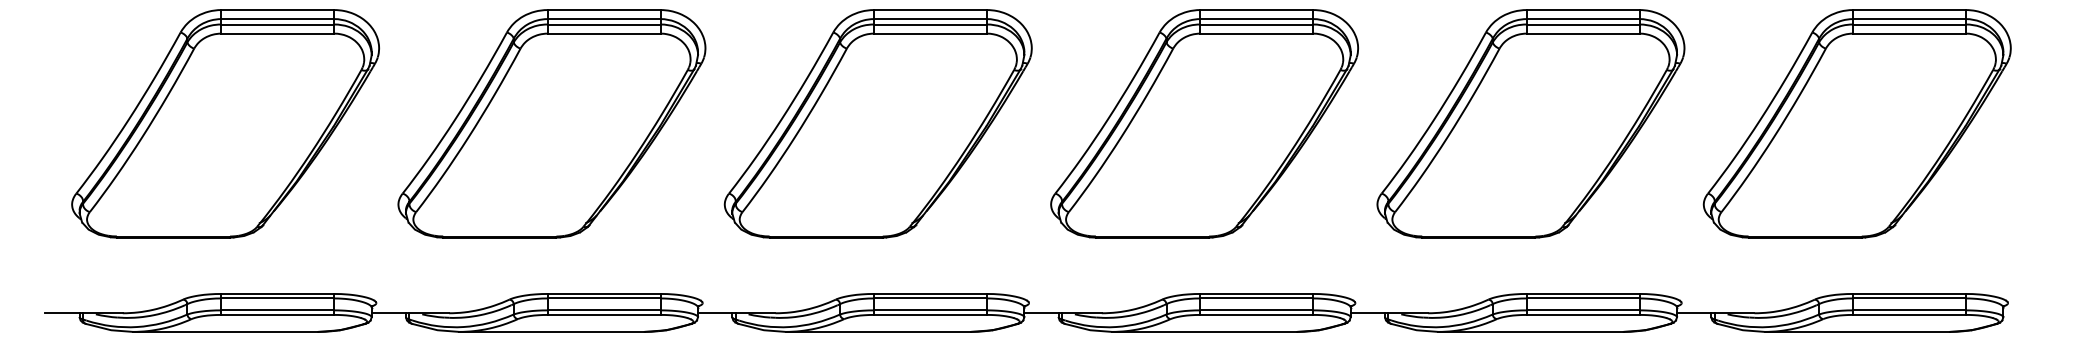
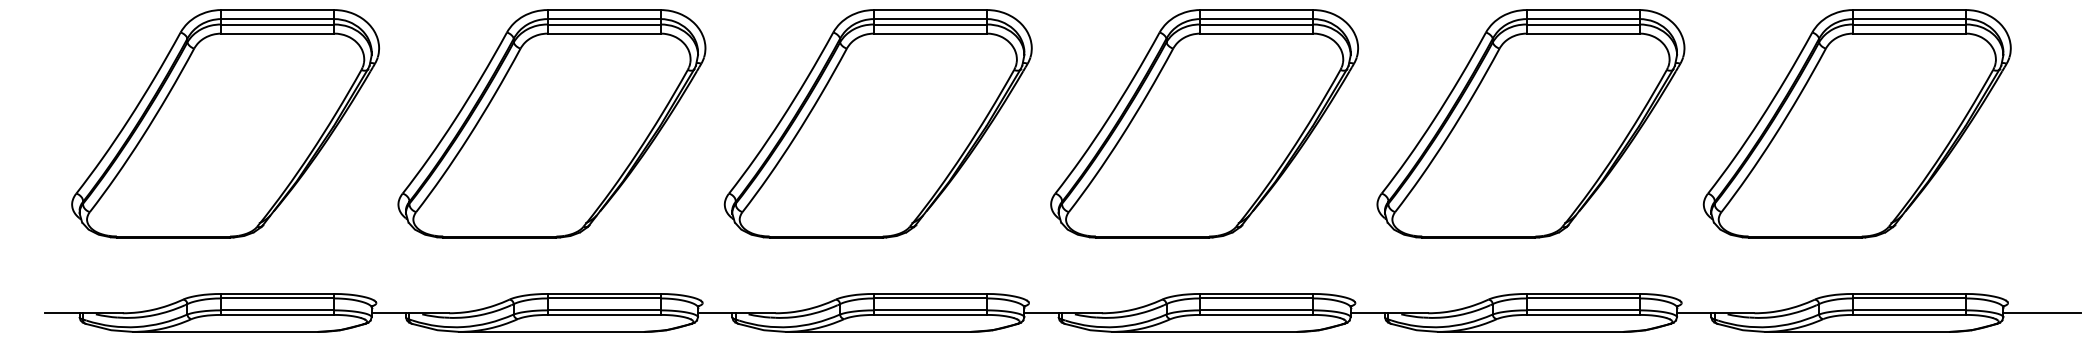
line: none -> present (2041, 313)
